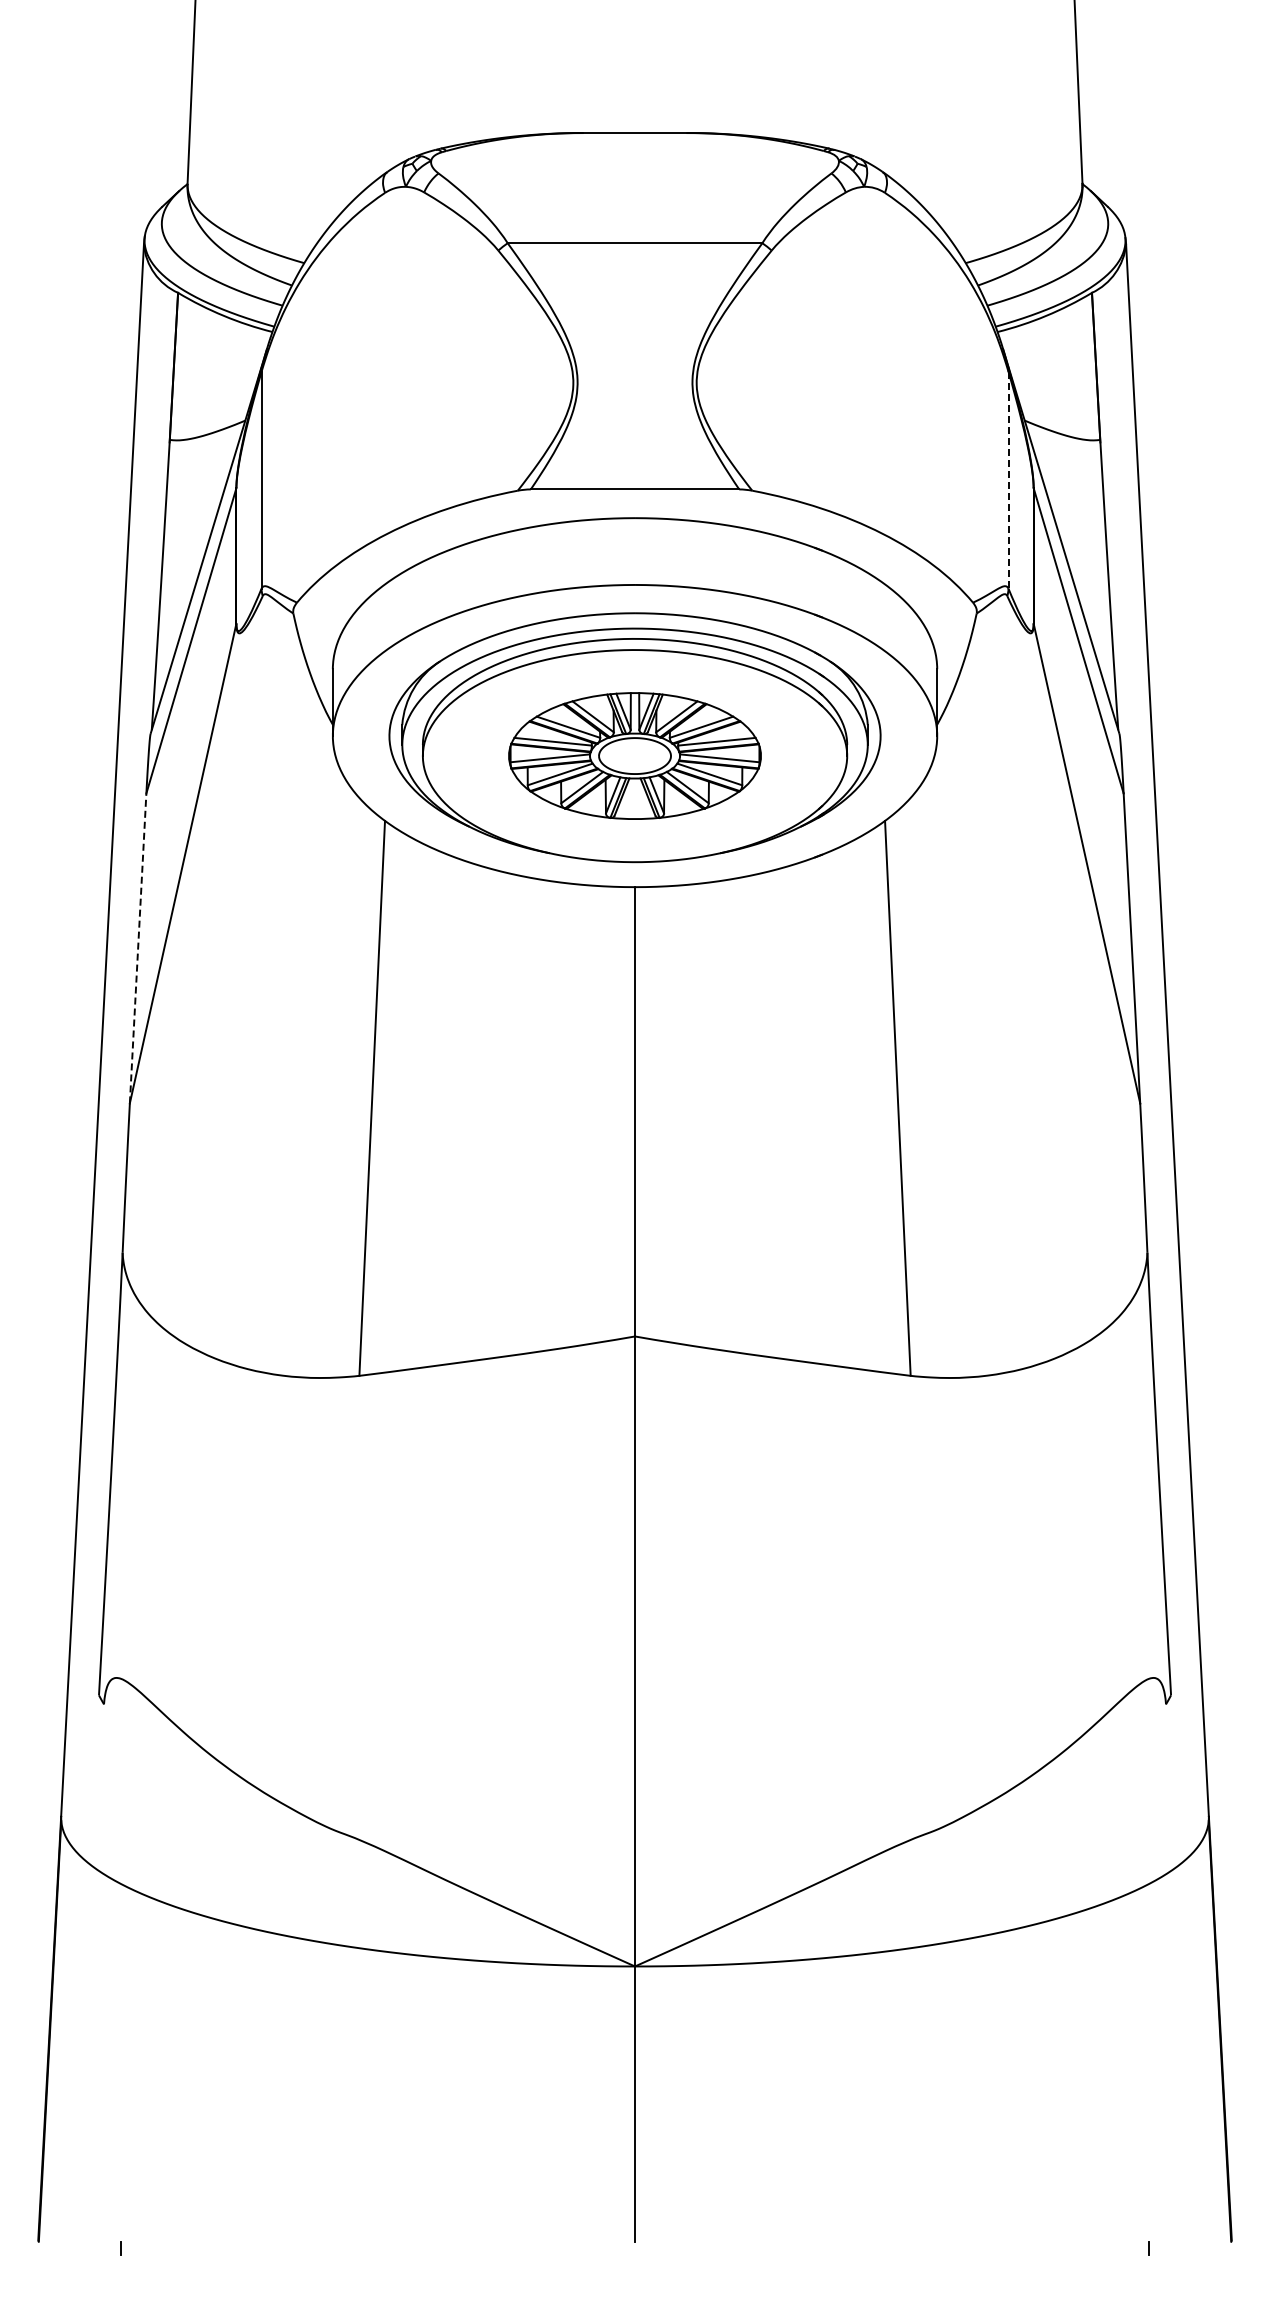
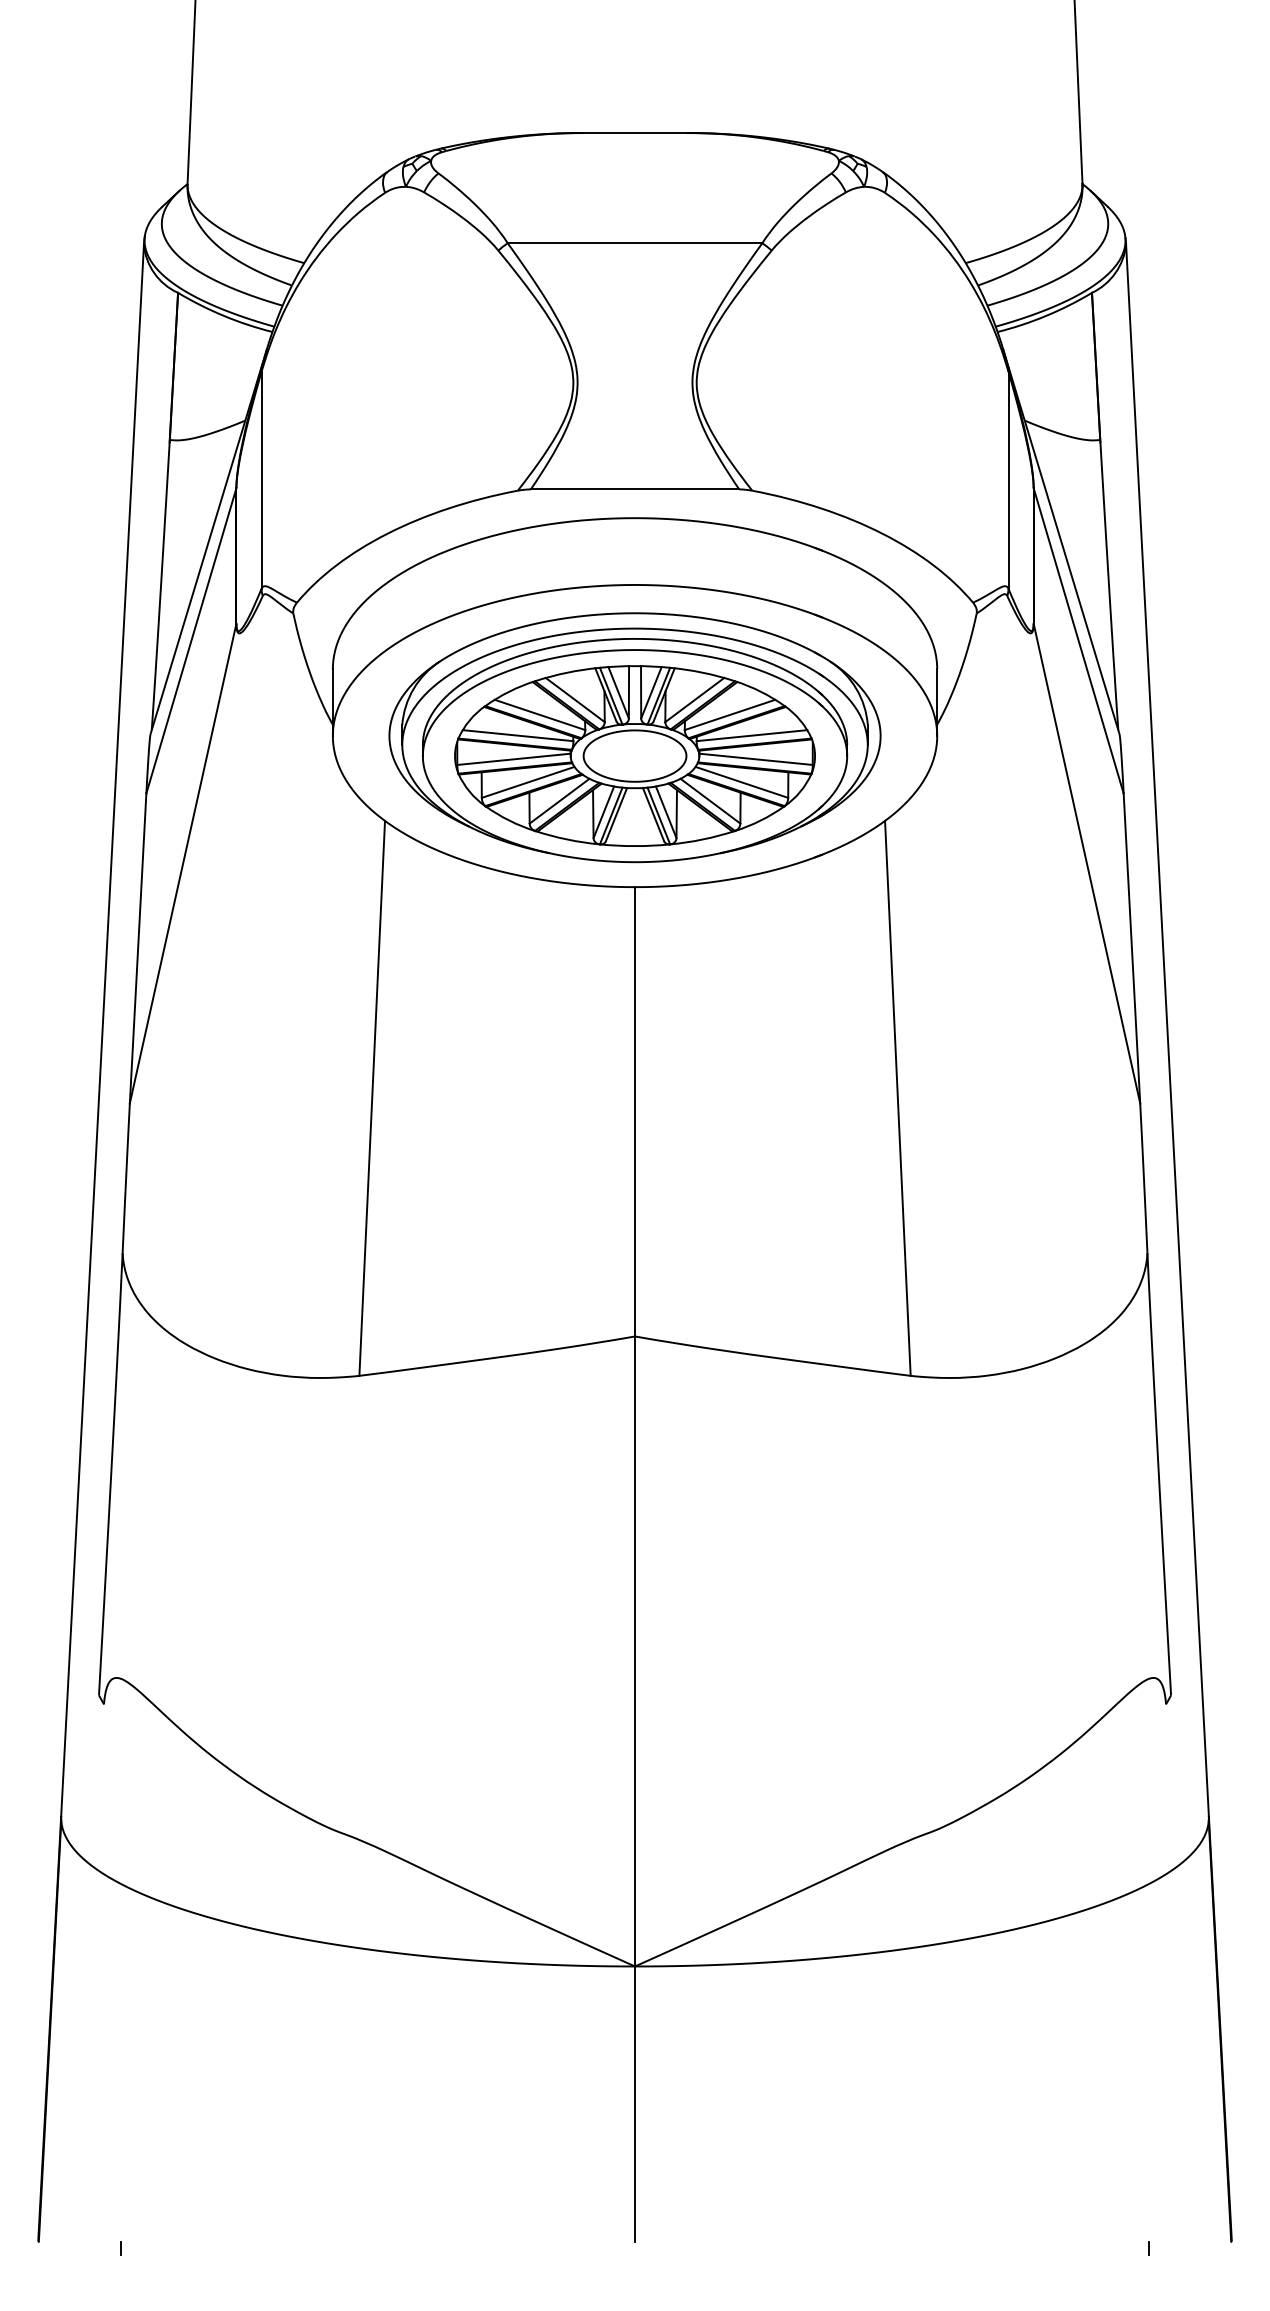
line: dashed -> solid (1008, 480)
part size: 254x128 px -> 362x182 px (634, 755)
line: dashed -> solid (138, 947)
